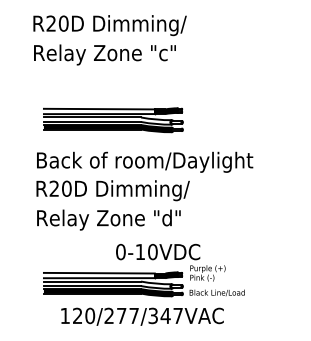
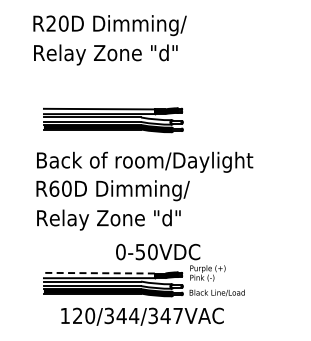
text: Relay Zone "c" -> Relay Zone "d" (168, 52)
text: R20D -> R60D (54, 188)
text: 0-10VDC -> 0-50VDC (139, 252)
line: solid -> dashed (98, 273)
text: 120/277/347VAC -> 120/344/347VAC (121, 316)
